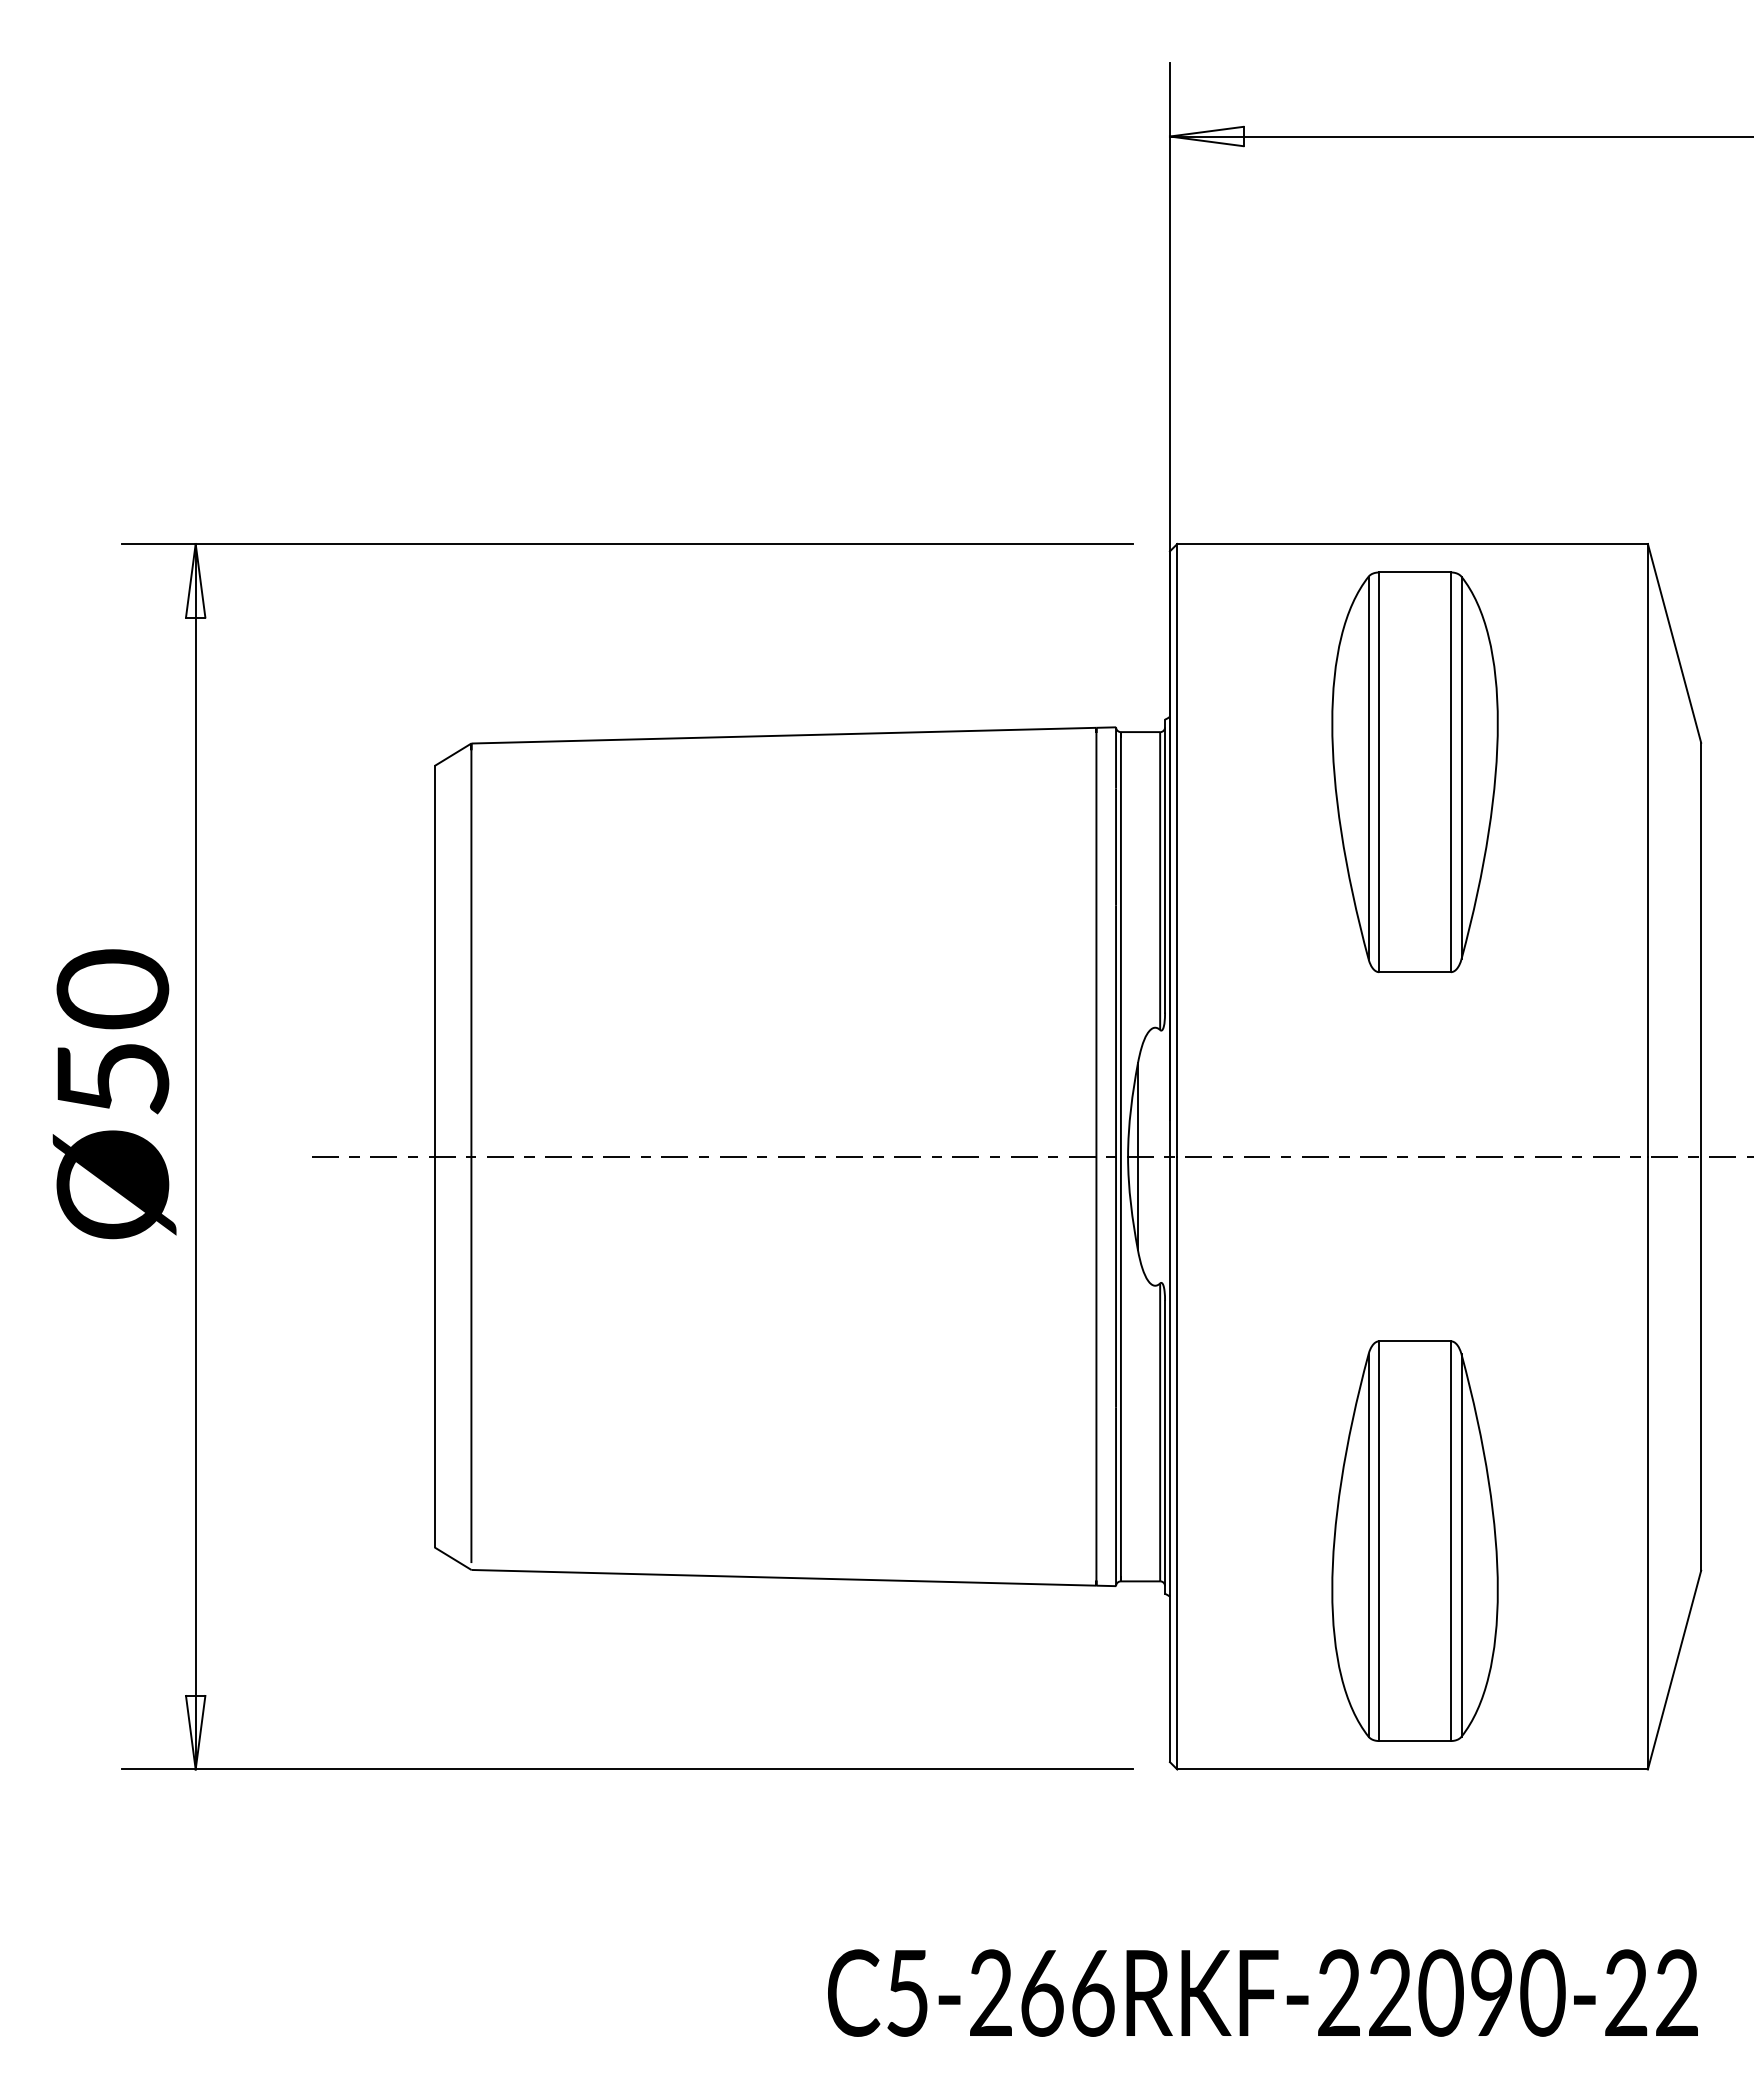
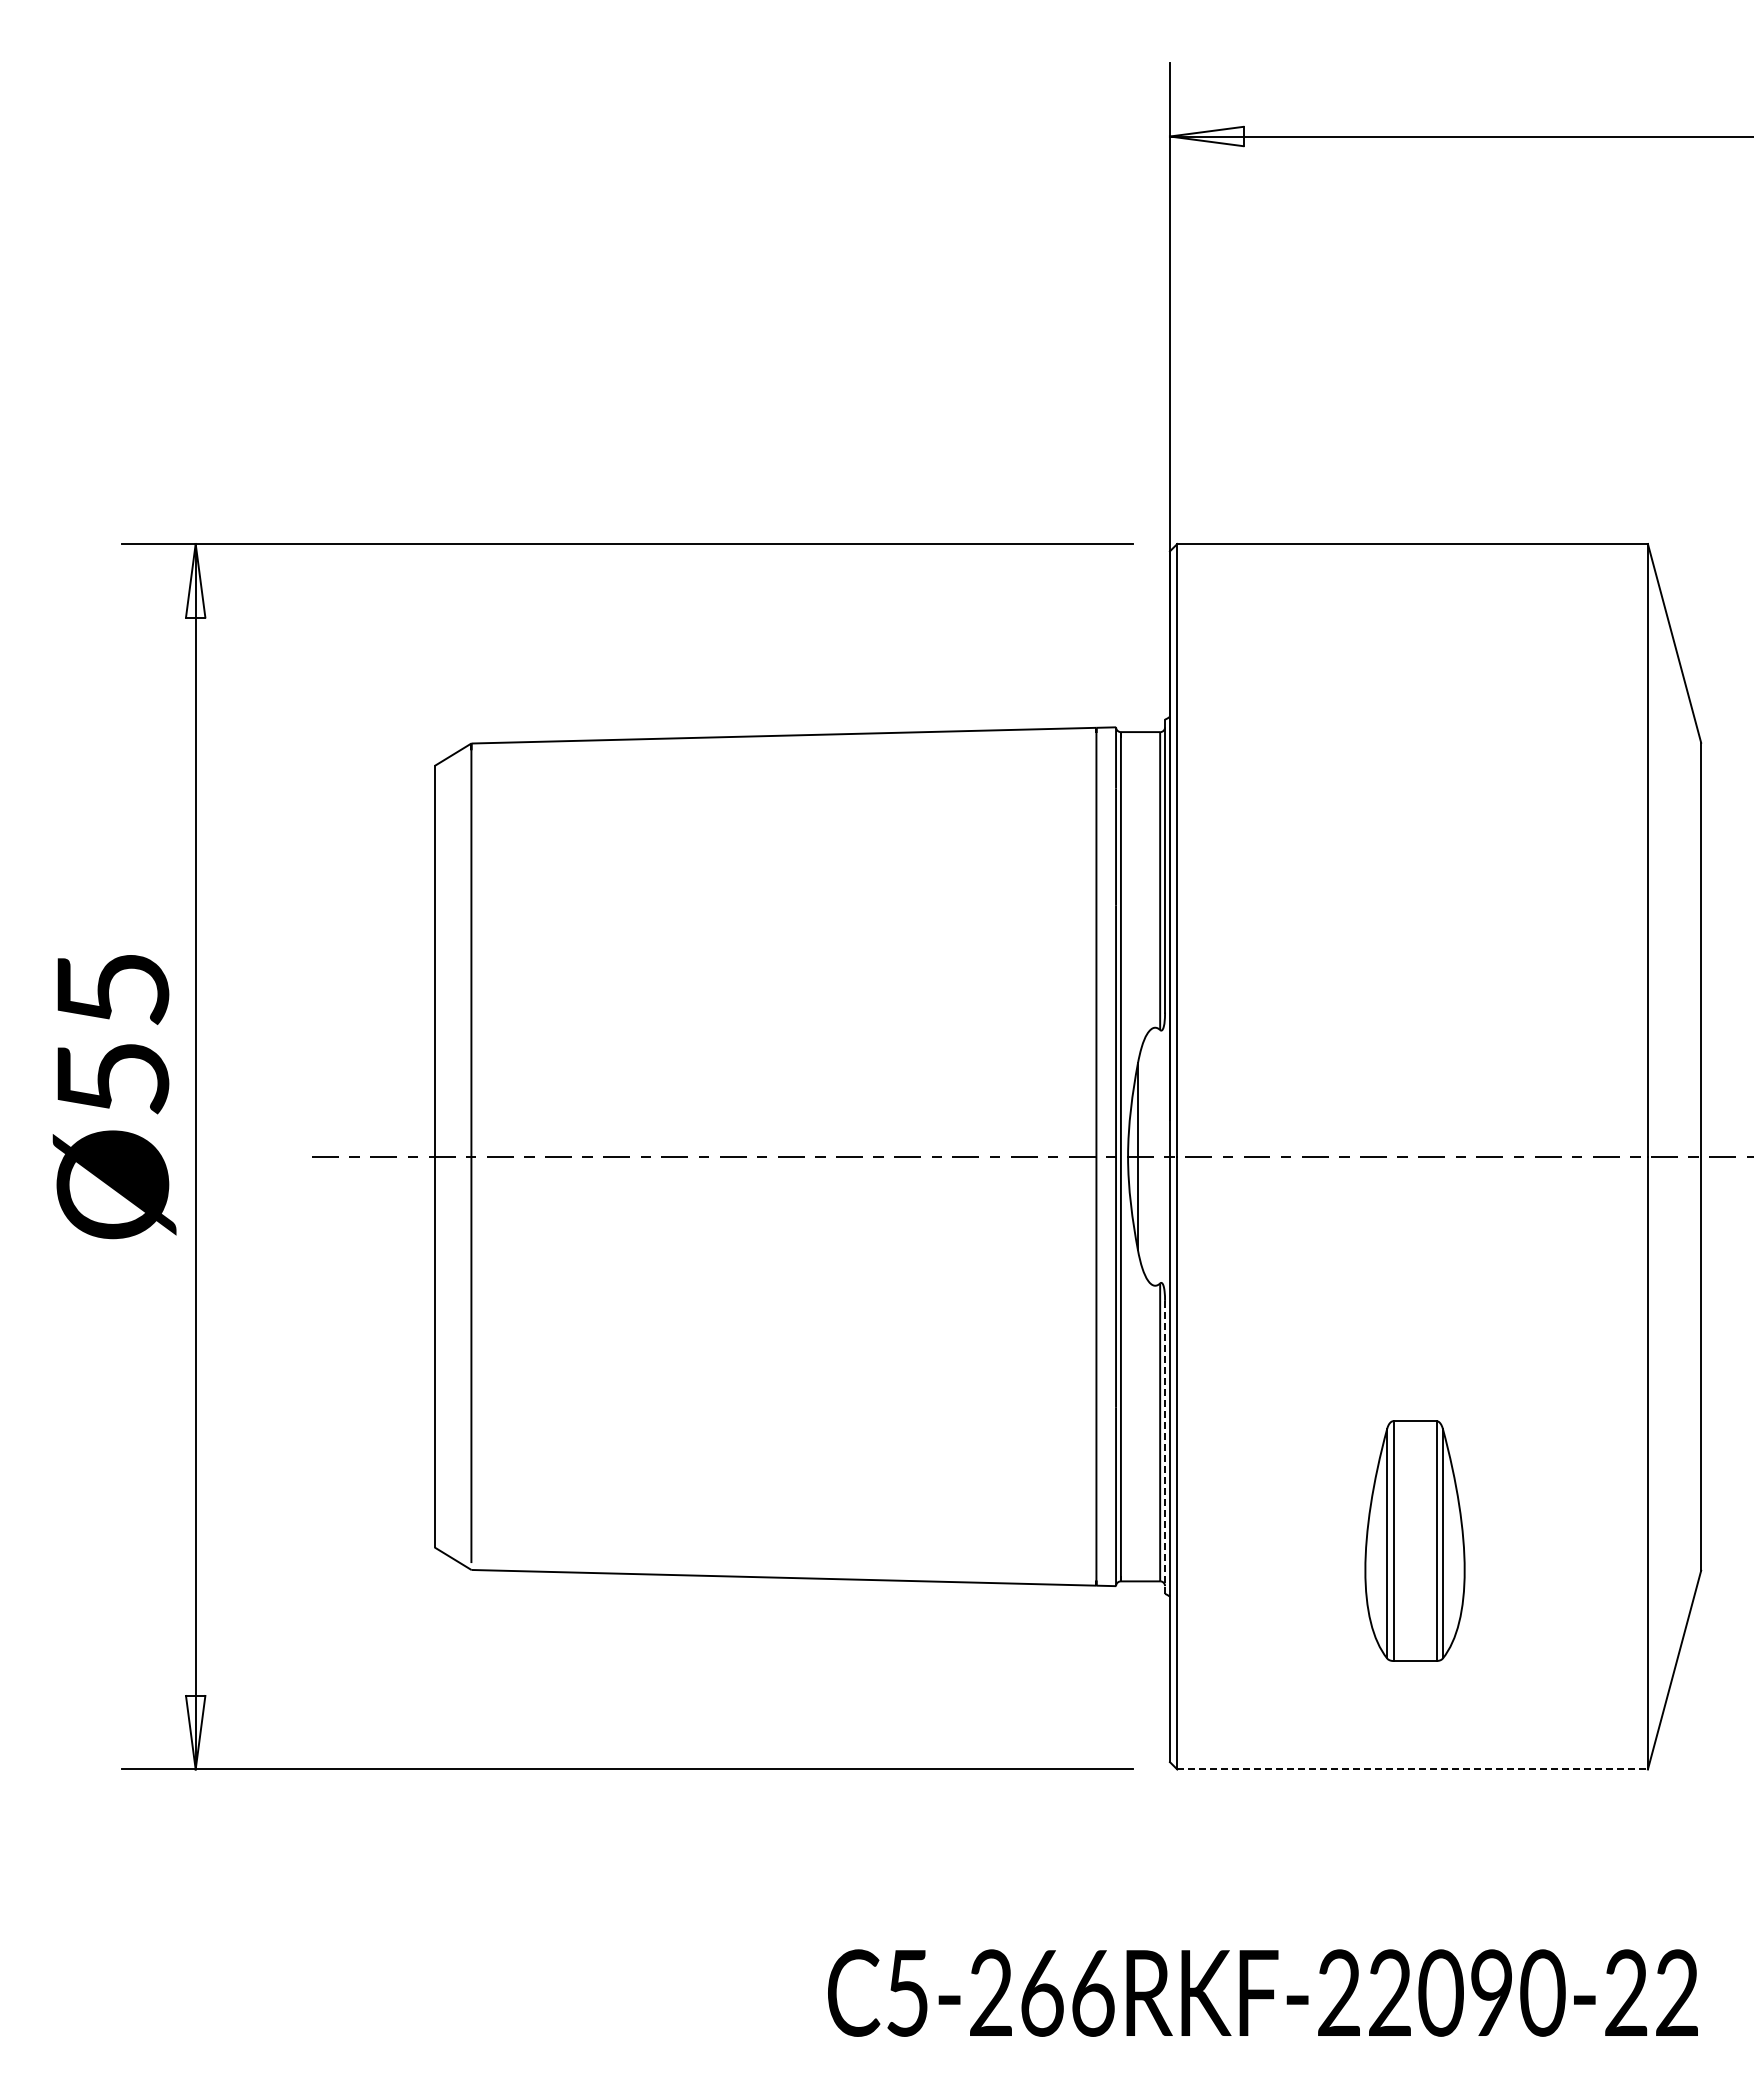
part: present -> none (1414, 772)
text: Ø50 -> Ø55 (112, 989)
line: solid -> dashed (1165, 1447)
part size: 168x402 px -> 102x242 px (1414, 1540)
line: solid -> dashed (1413, 1769)
